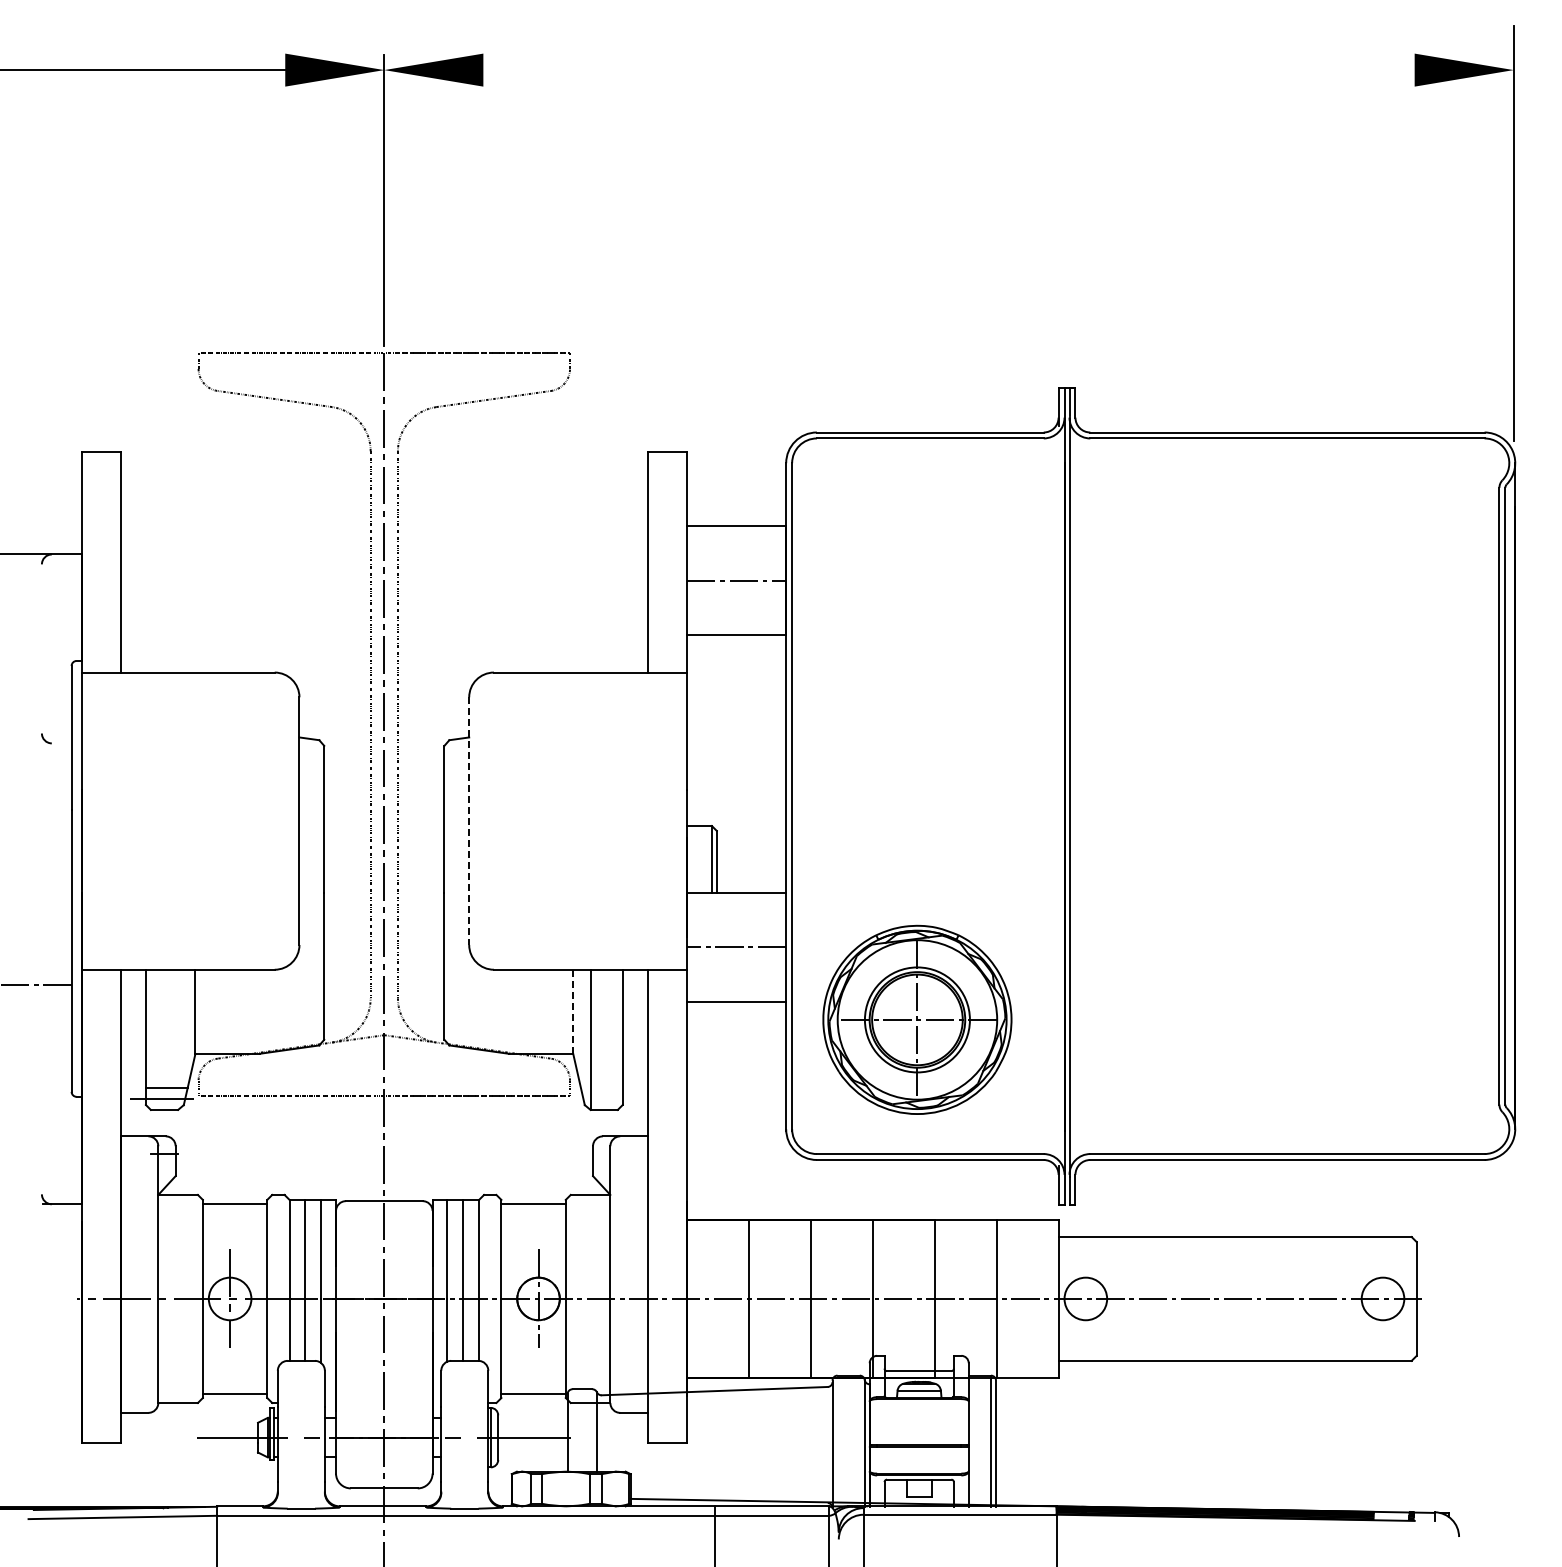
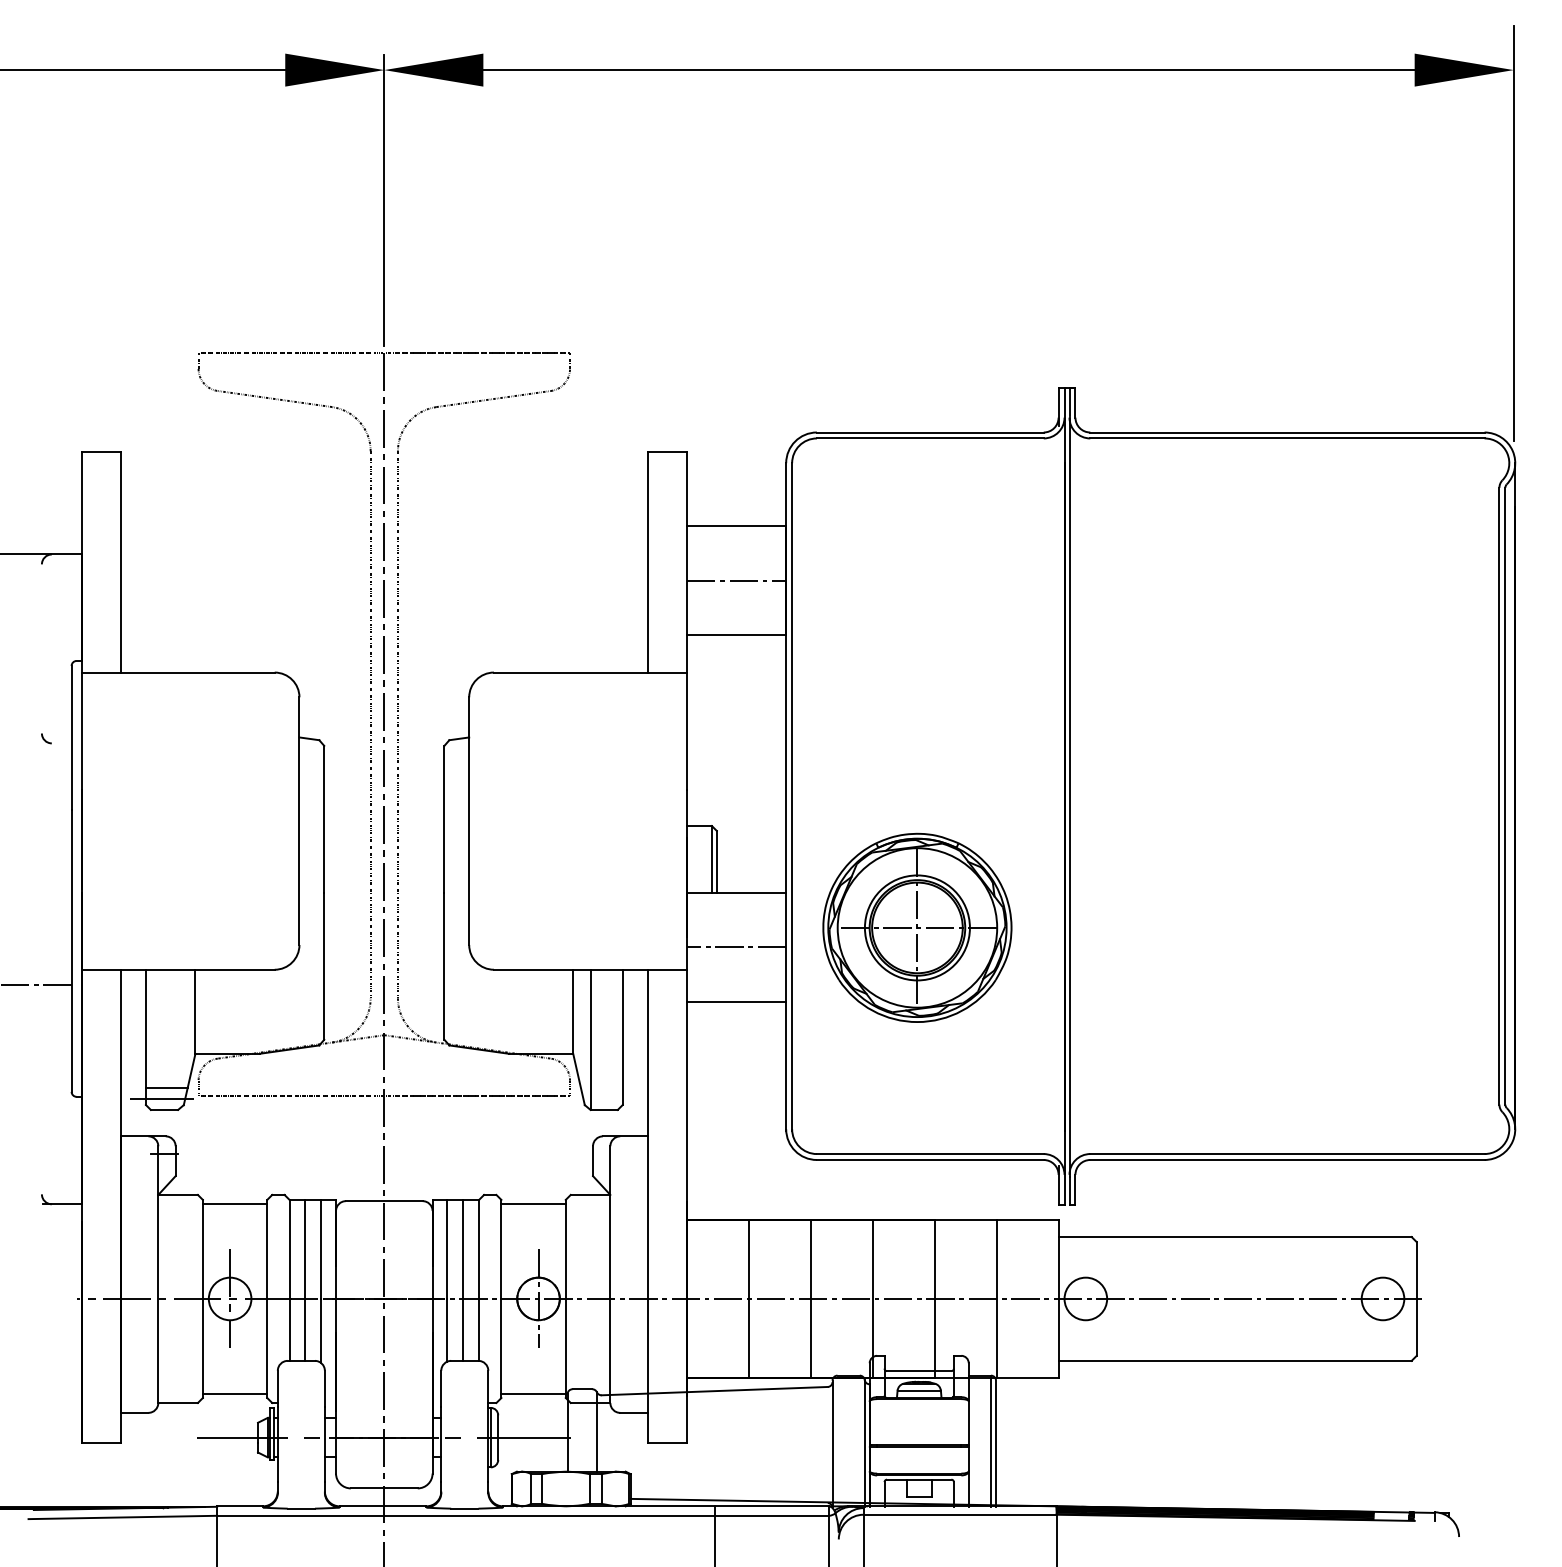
line: none -> present (966, 70)
line: dashed -> solid (469, 821)
line: dashed -> solid (573, 1012)
part position: (917, 1019) -> (917, 927) (917, 927)
